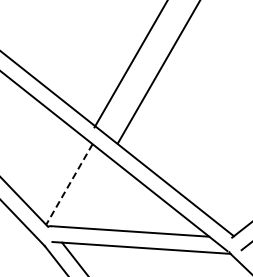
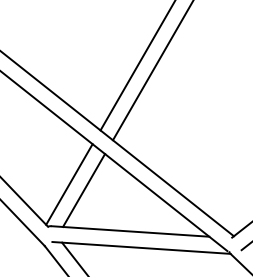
line position: (130, 64) -> (137, 66) (137, 66)
line position: (157, 72) -> (152, 71) (152, 71)
line: dashed -> solid (69, 184)
line: none -> present (84, 190)
